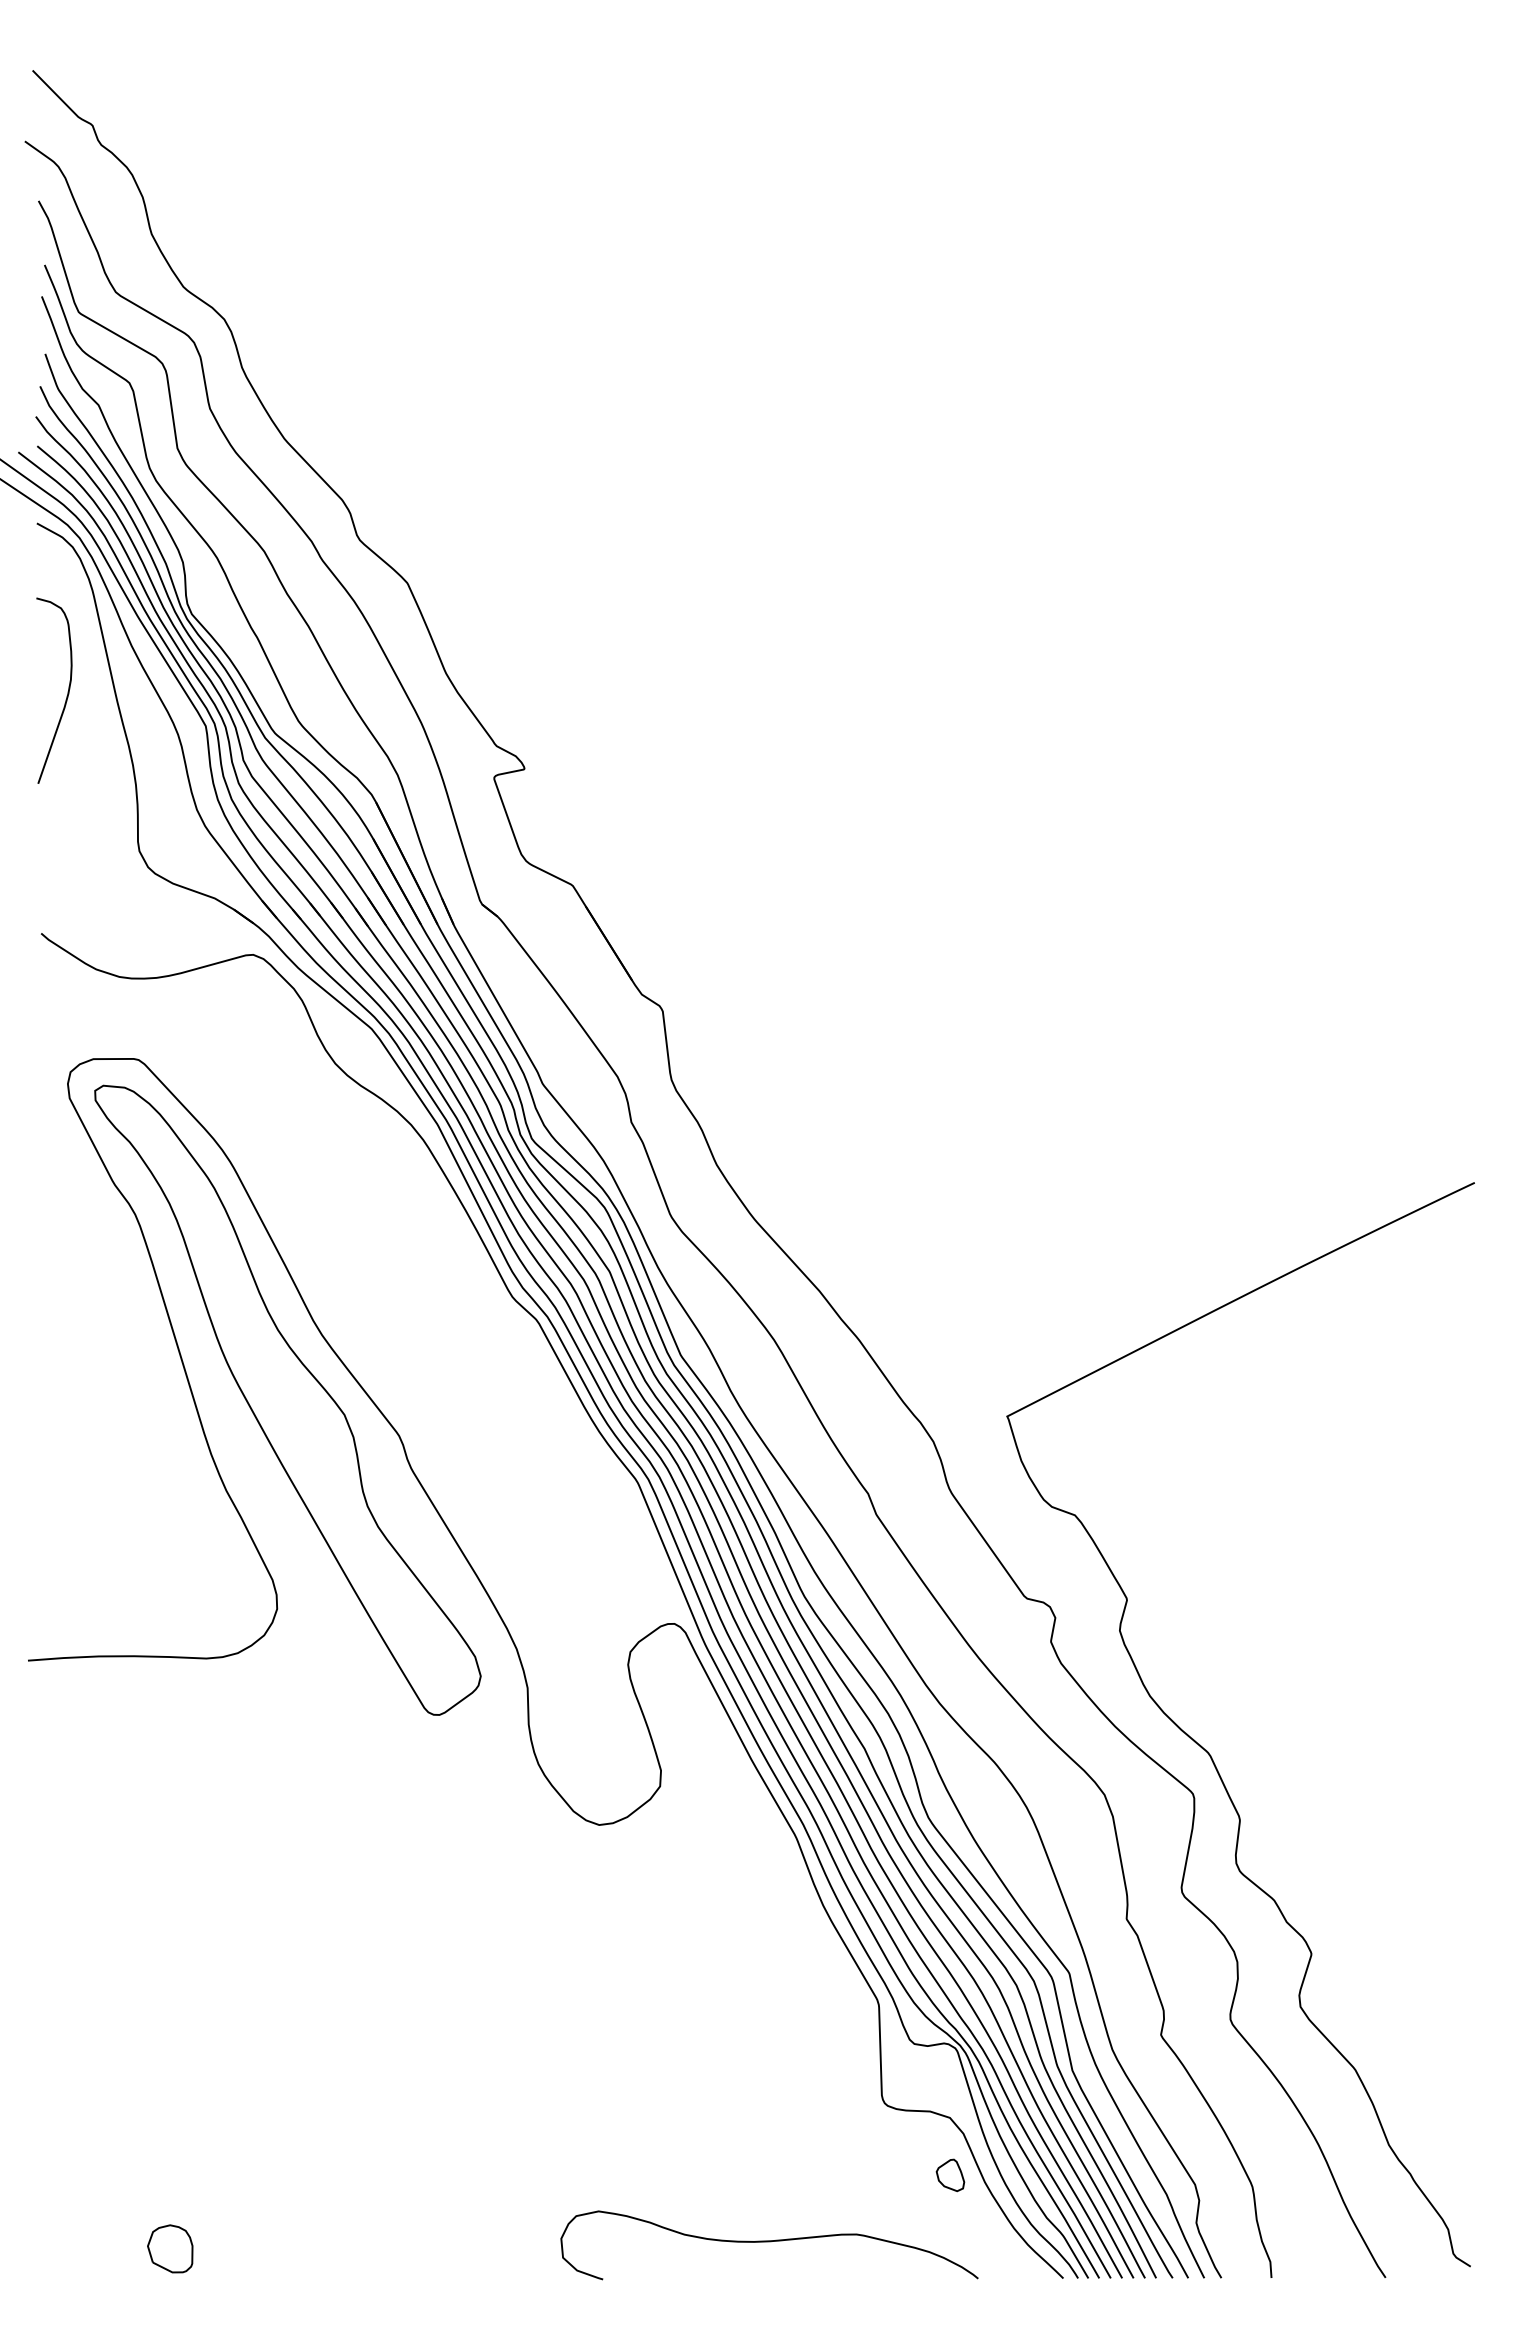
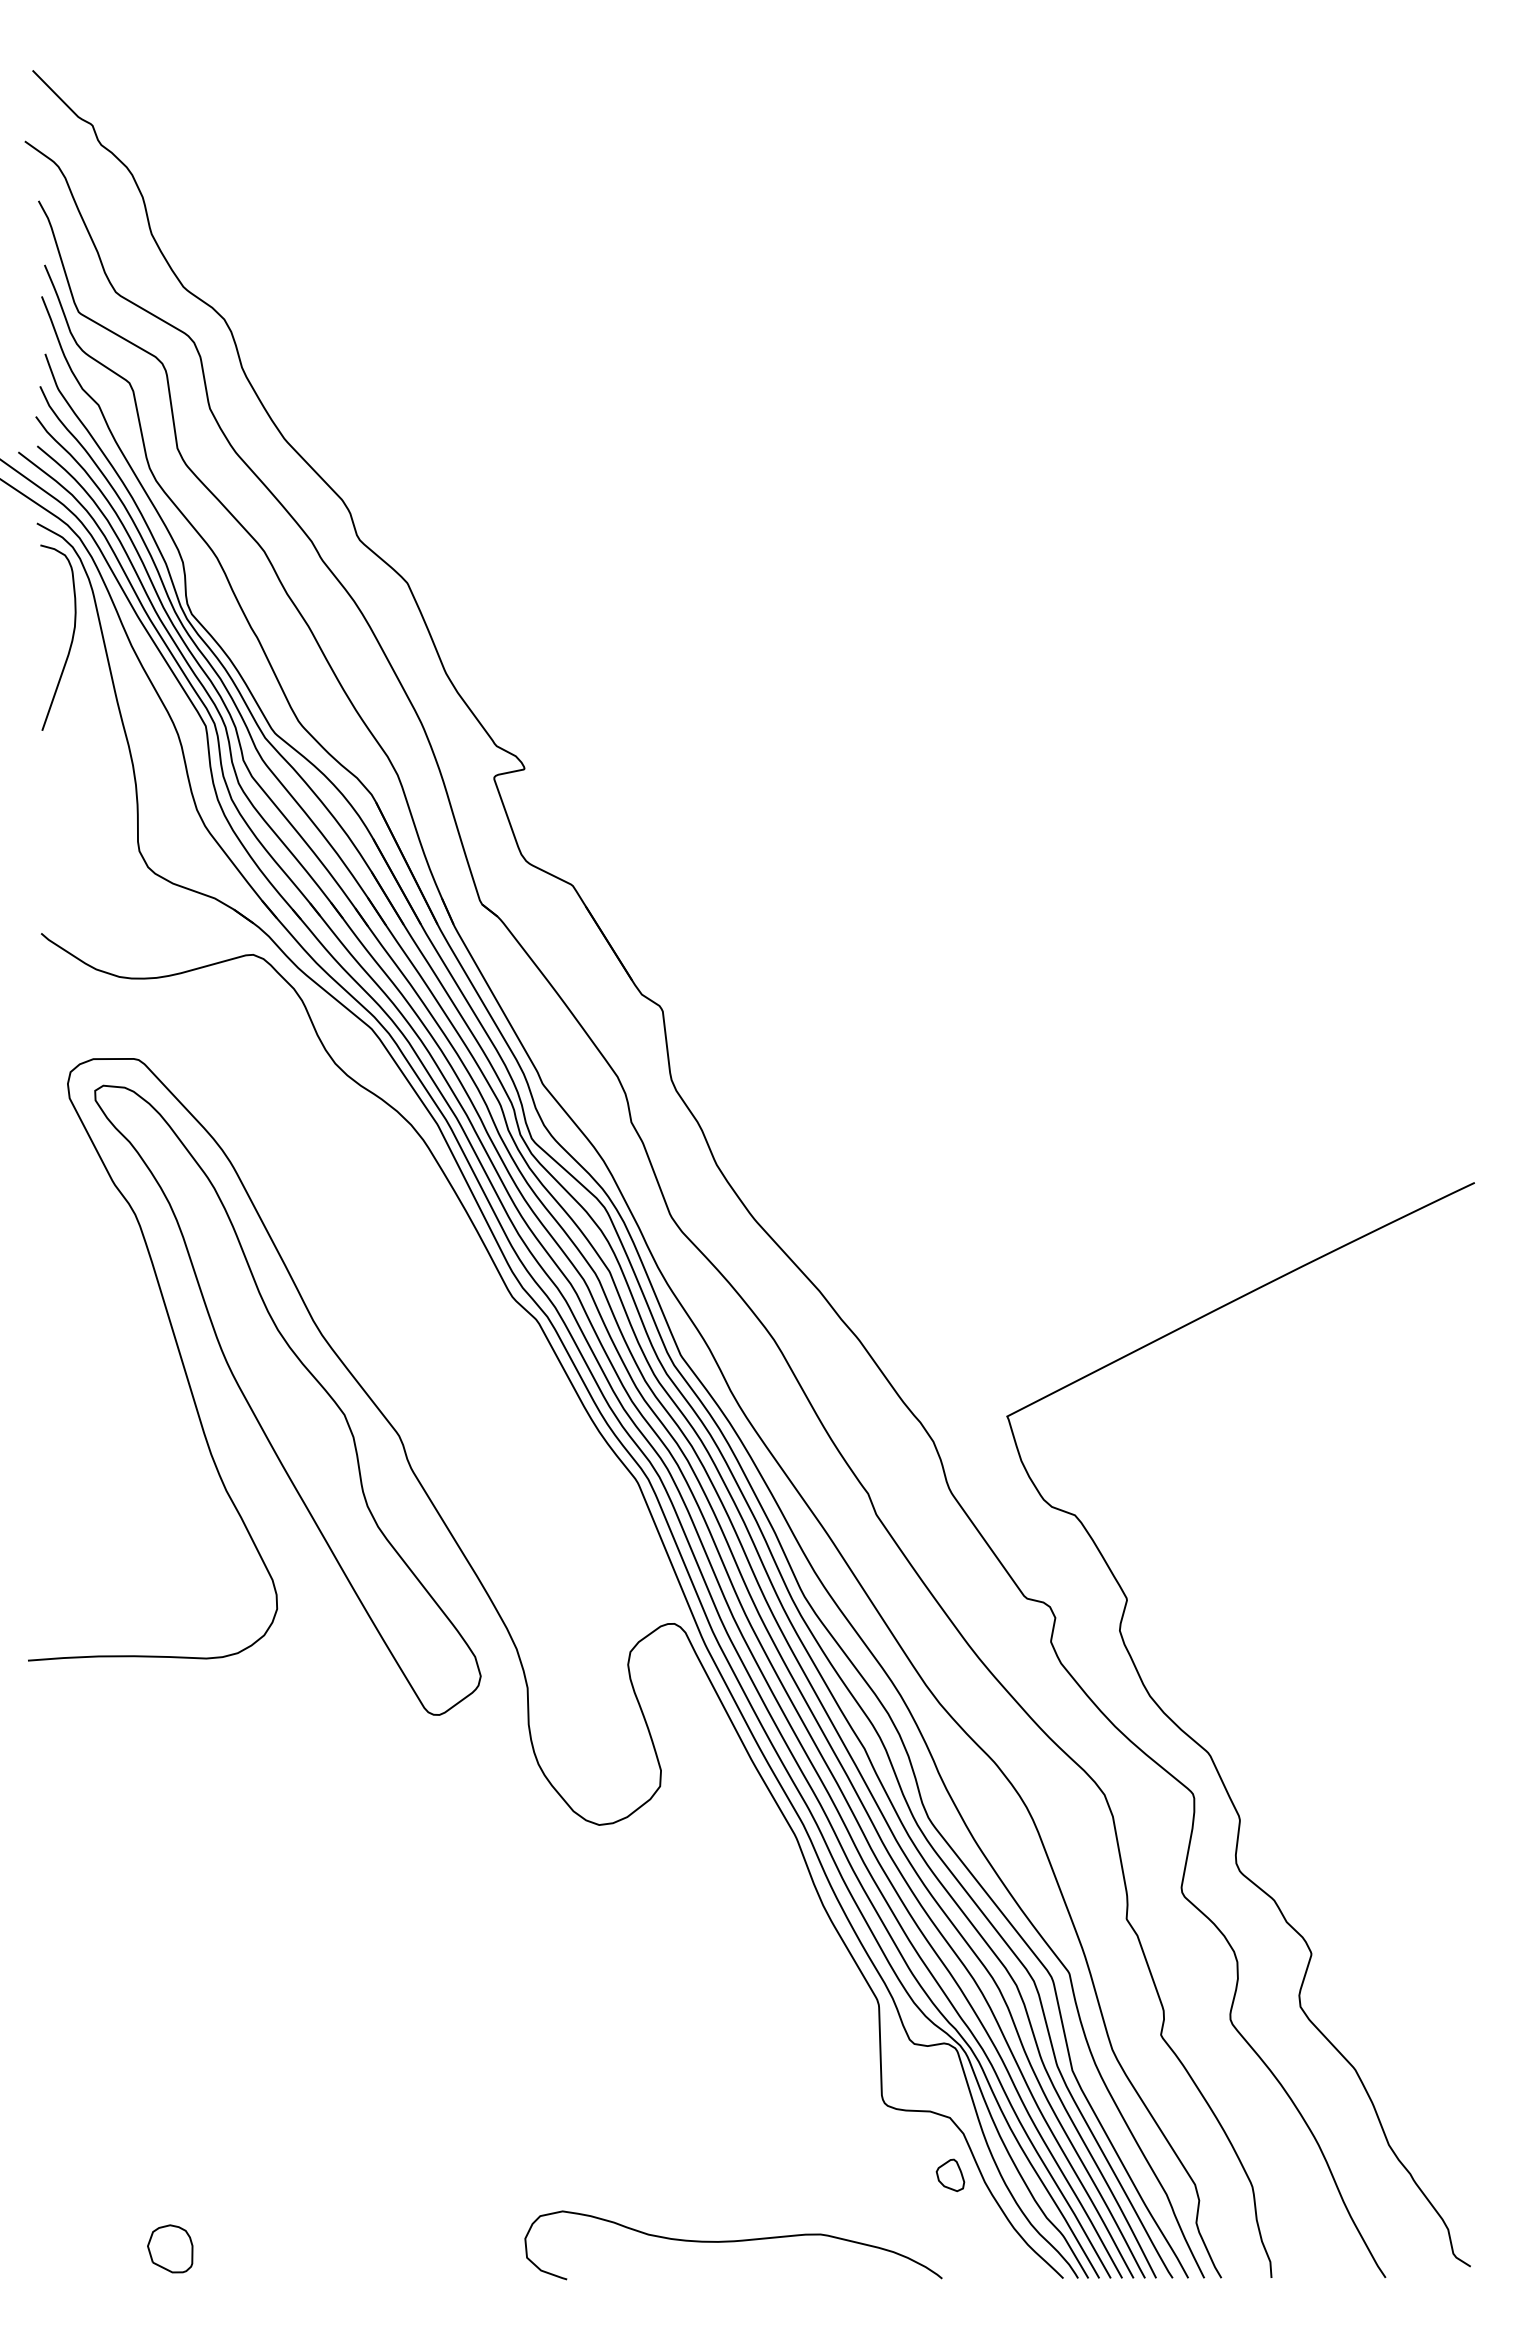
curve position: (67, 691) -> (71, 638) (71, 638)
curve position: (769, 2242) -> (733, 2242) (733, 2242)
